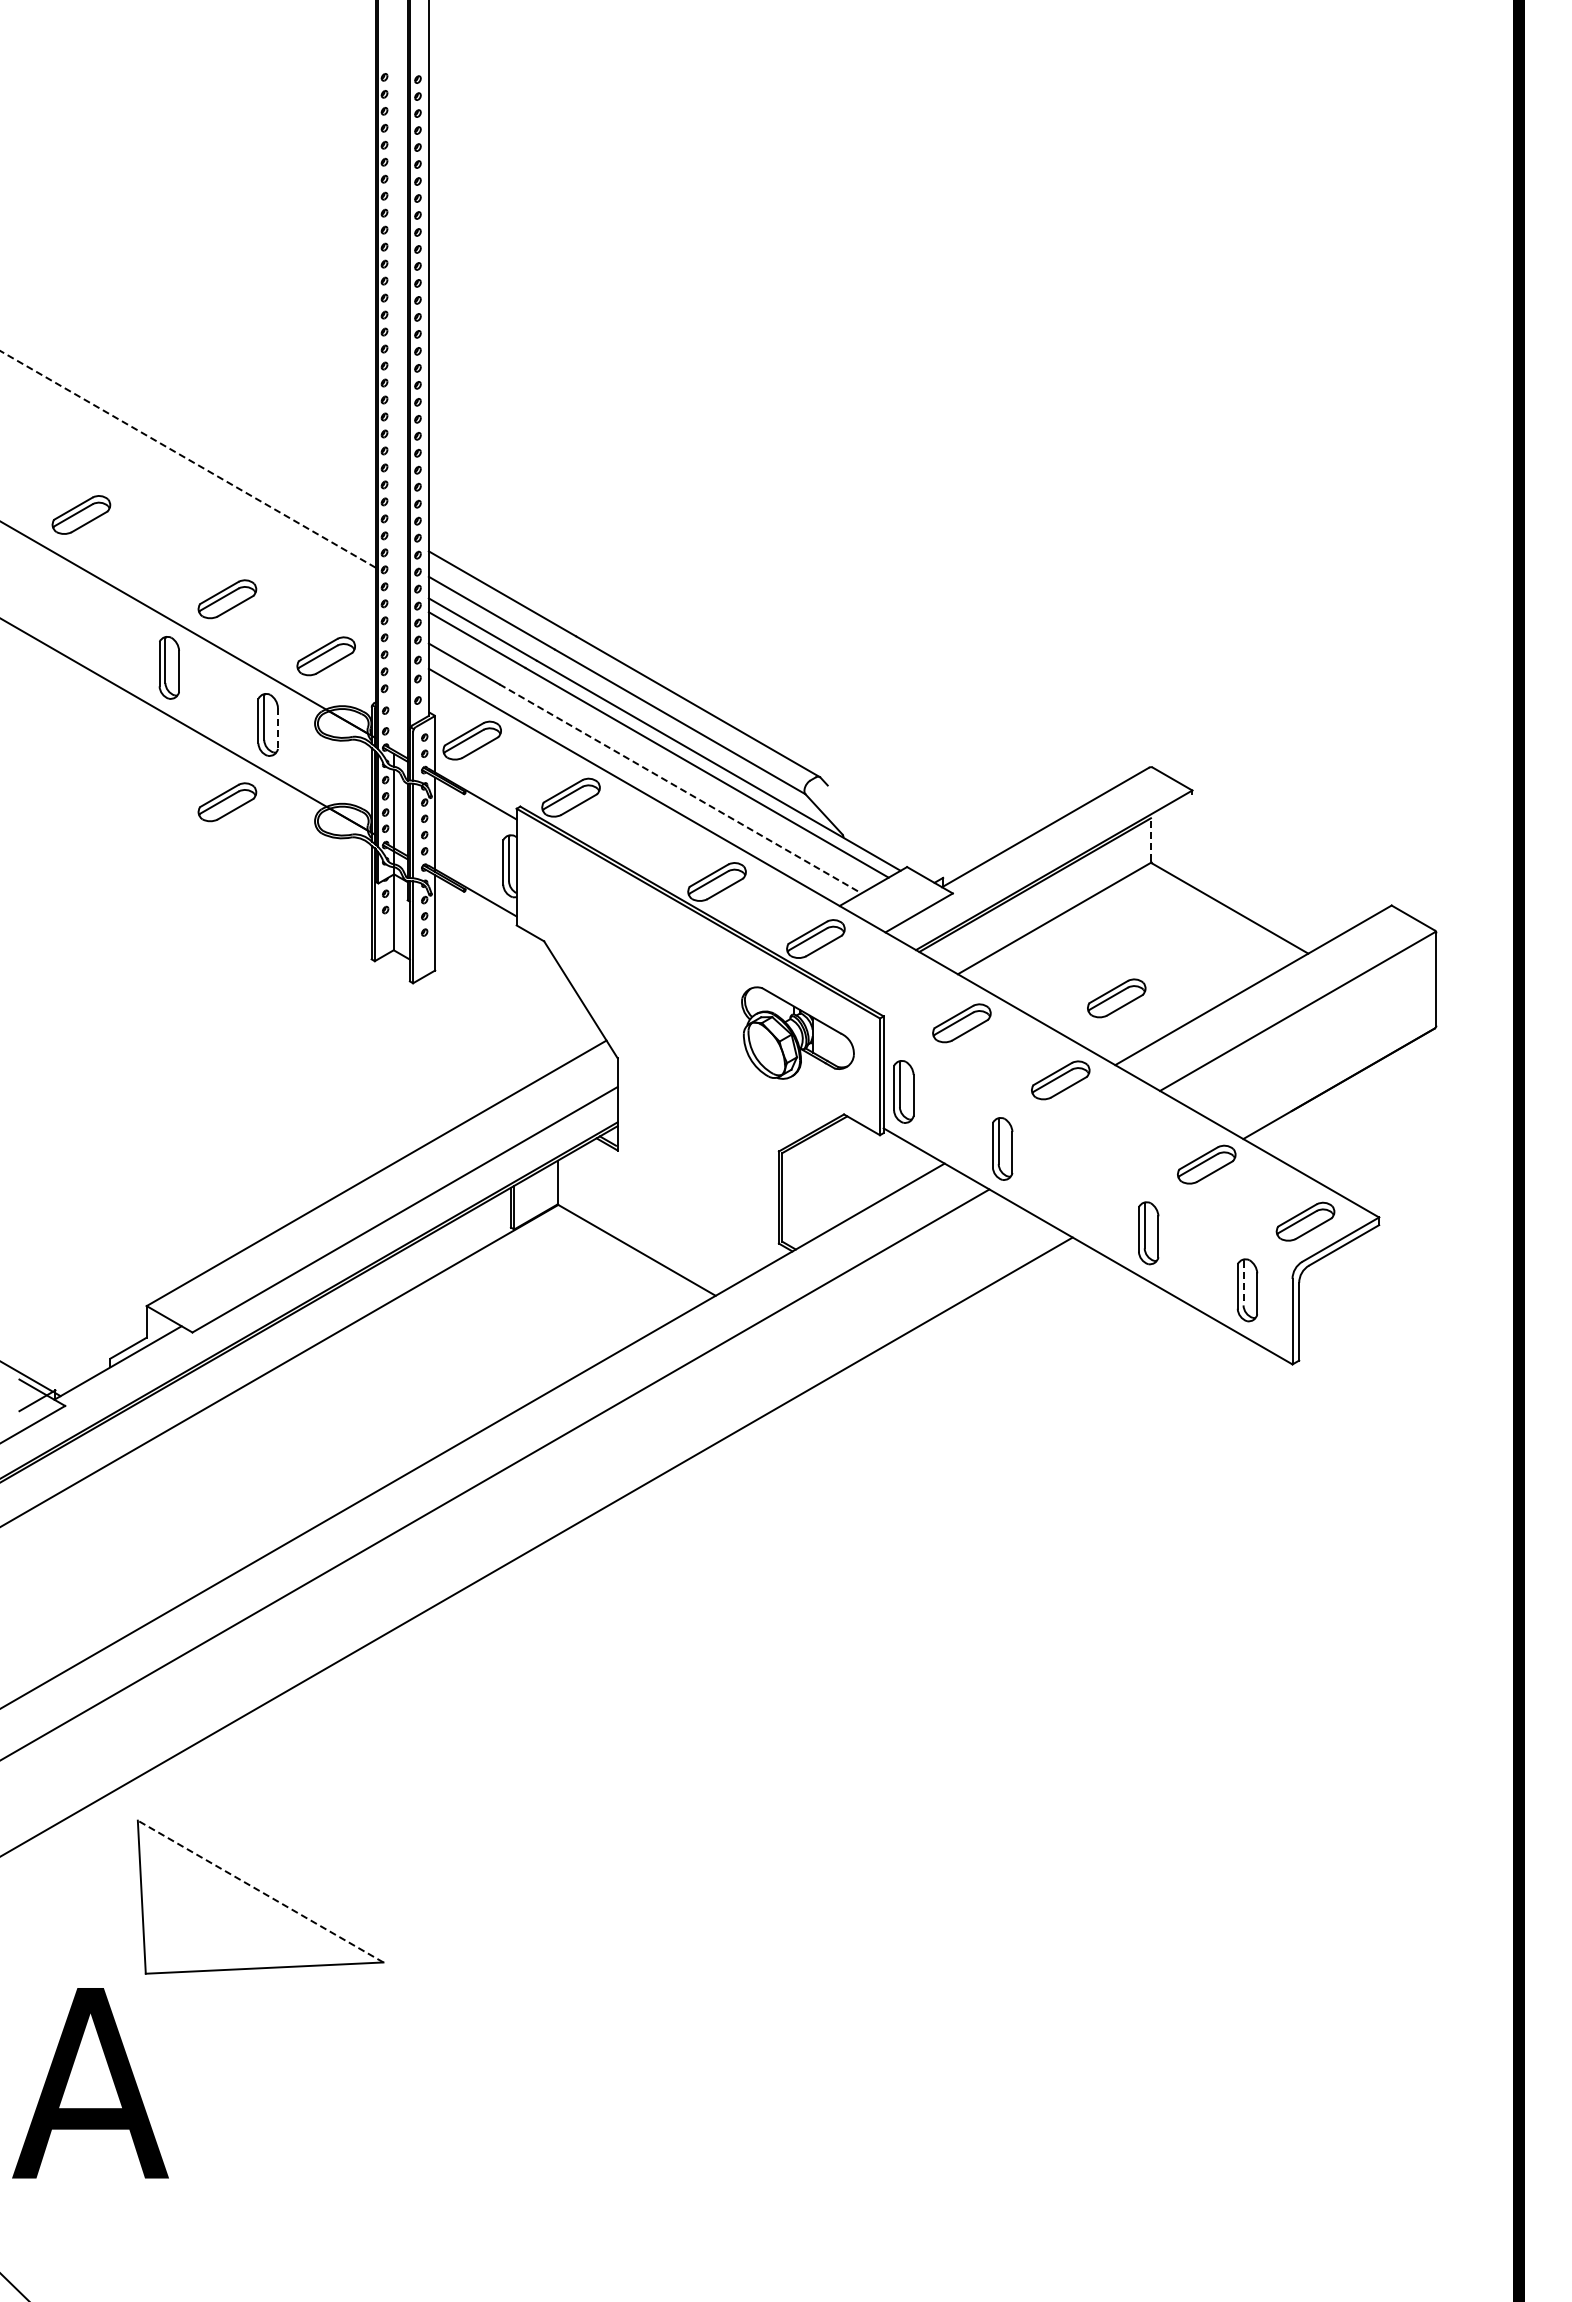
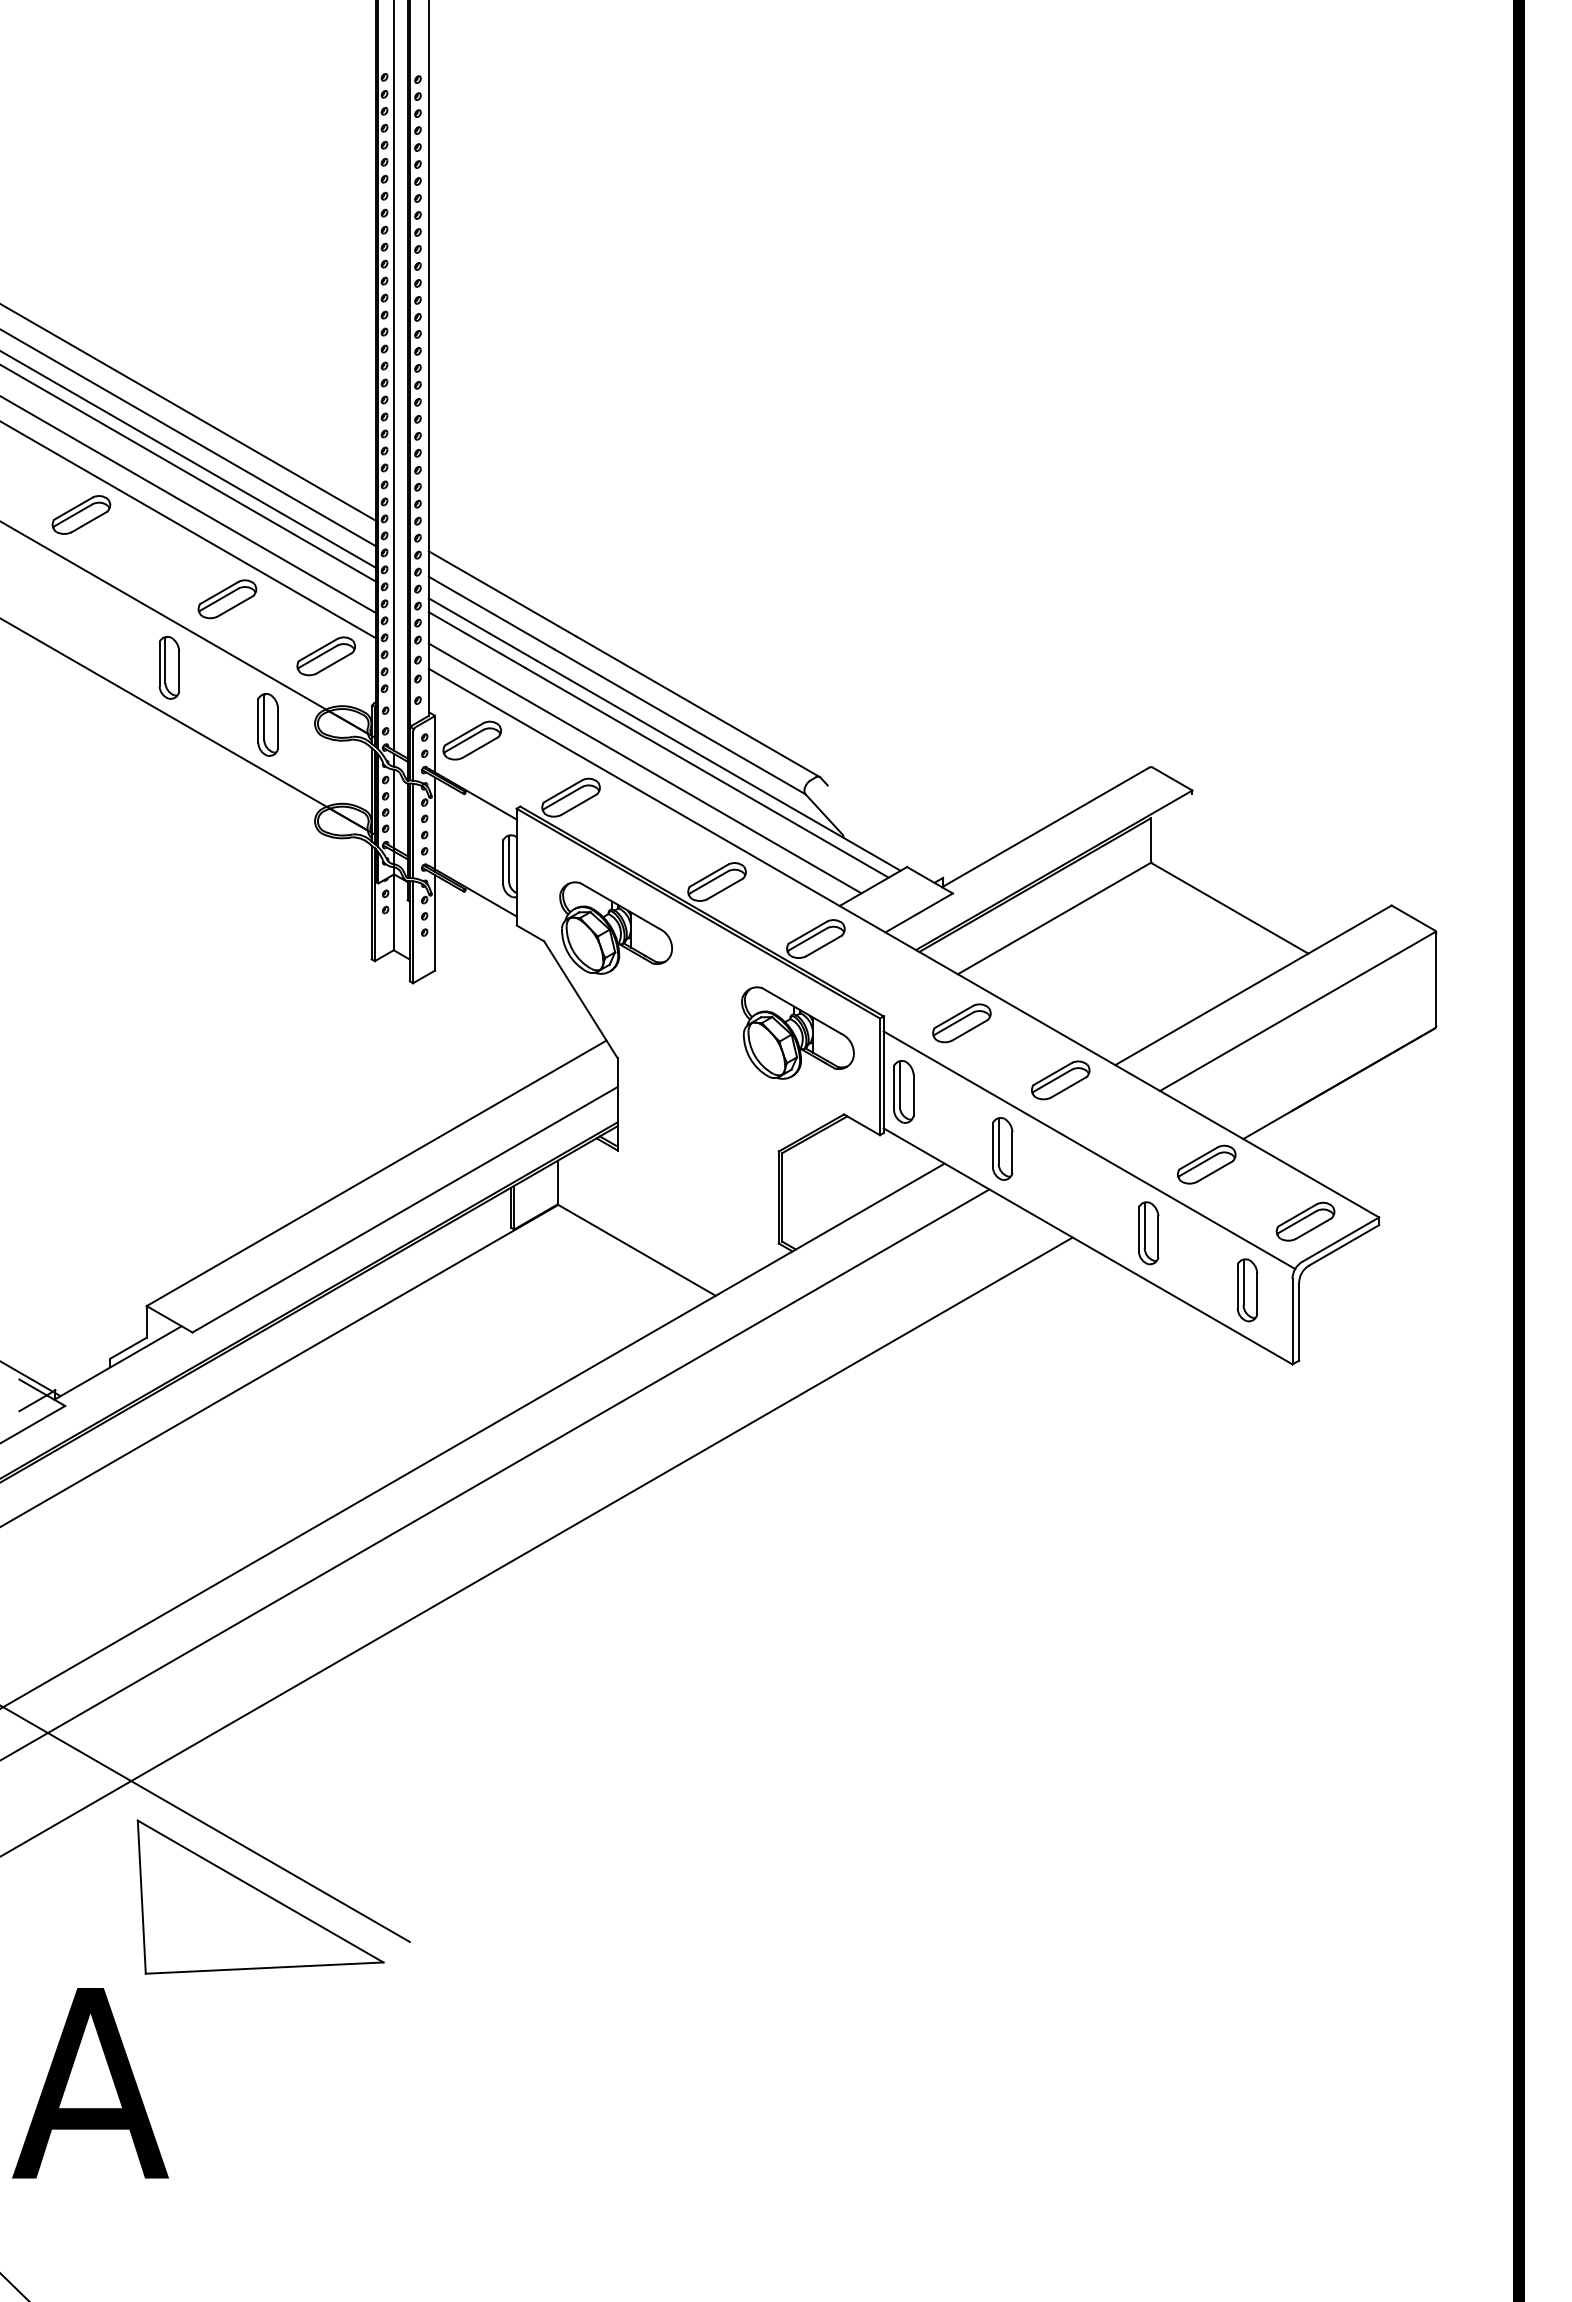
line: none -> present (394, 376)
line: none -> present (188, 412)
line: none -> present (188, 438)
line: dashed -> solid (187, 459)
line: none -> present (188, 473)
line: none -> present (188, 504)
line: none -> present (188, 530)
line: dashed -> solid (277, 728)
line: dashed -> solid (680, 789)
part: present -> none (227, 802)
line: dashed -> solid (1150, 839)
part: none -> present (615, 927)
part: present -> none (1116, 998)
line: none -> present (1089, 1150)
line: dashed -> solid (1243, 1283)
line: none -> present (205, 1823)
line: dashed -> solid (260, 1891)
